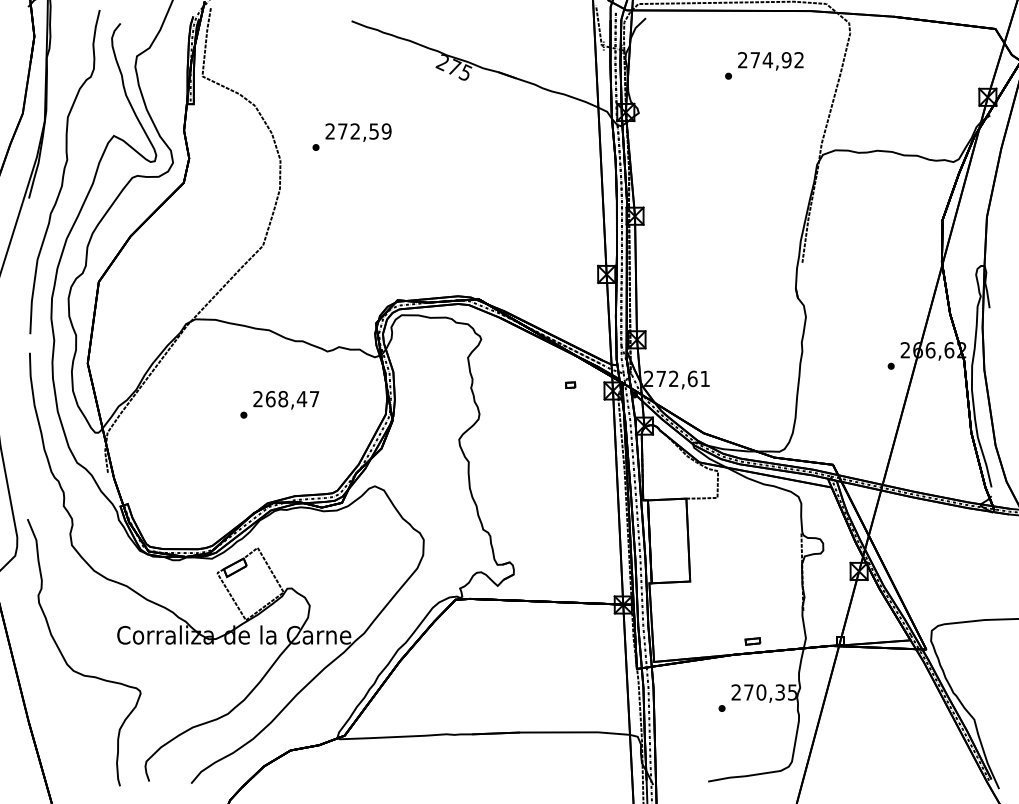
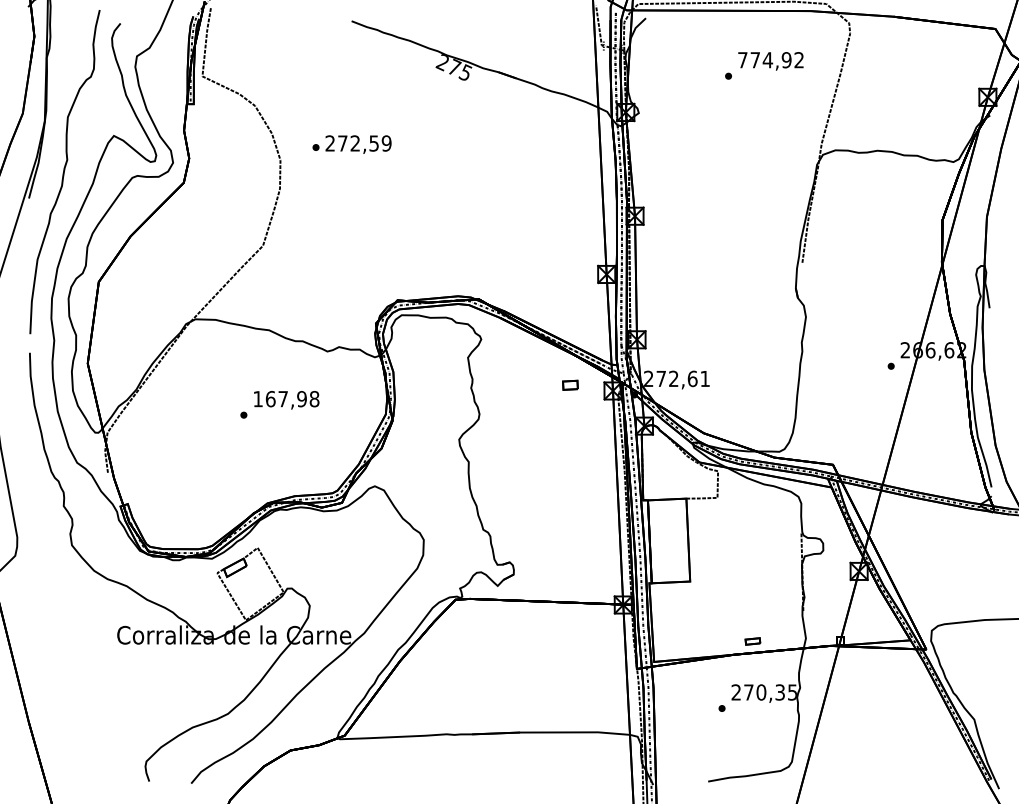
text: 274,92 -> 774,92 (742, 60)
text position: (358, 132) -> (358, 144) (358, 144)
part size: 12x8 px -> 17x12 px (570, 384)
text: 268,47 -> 167,98 (286, 398)
curve: present -> none (66, 660)
